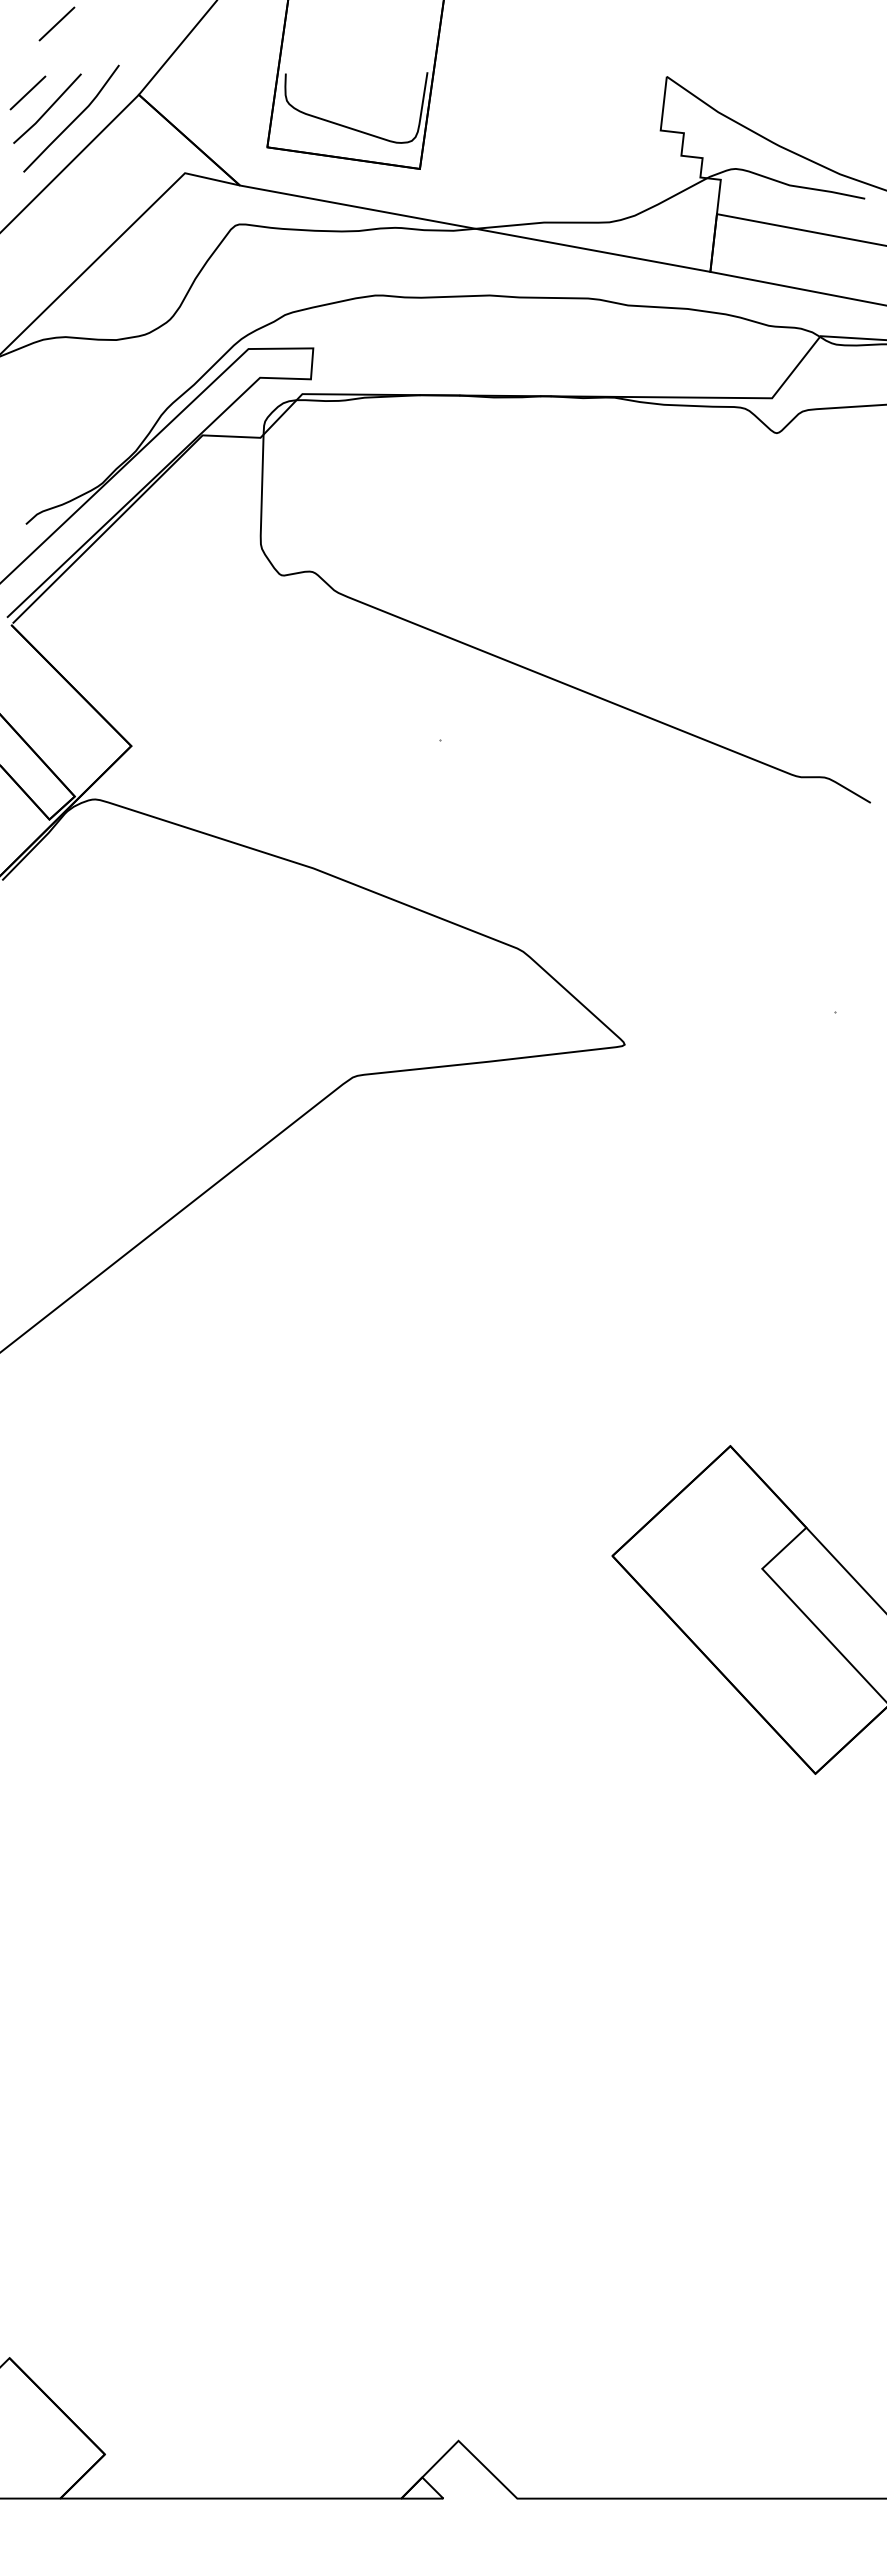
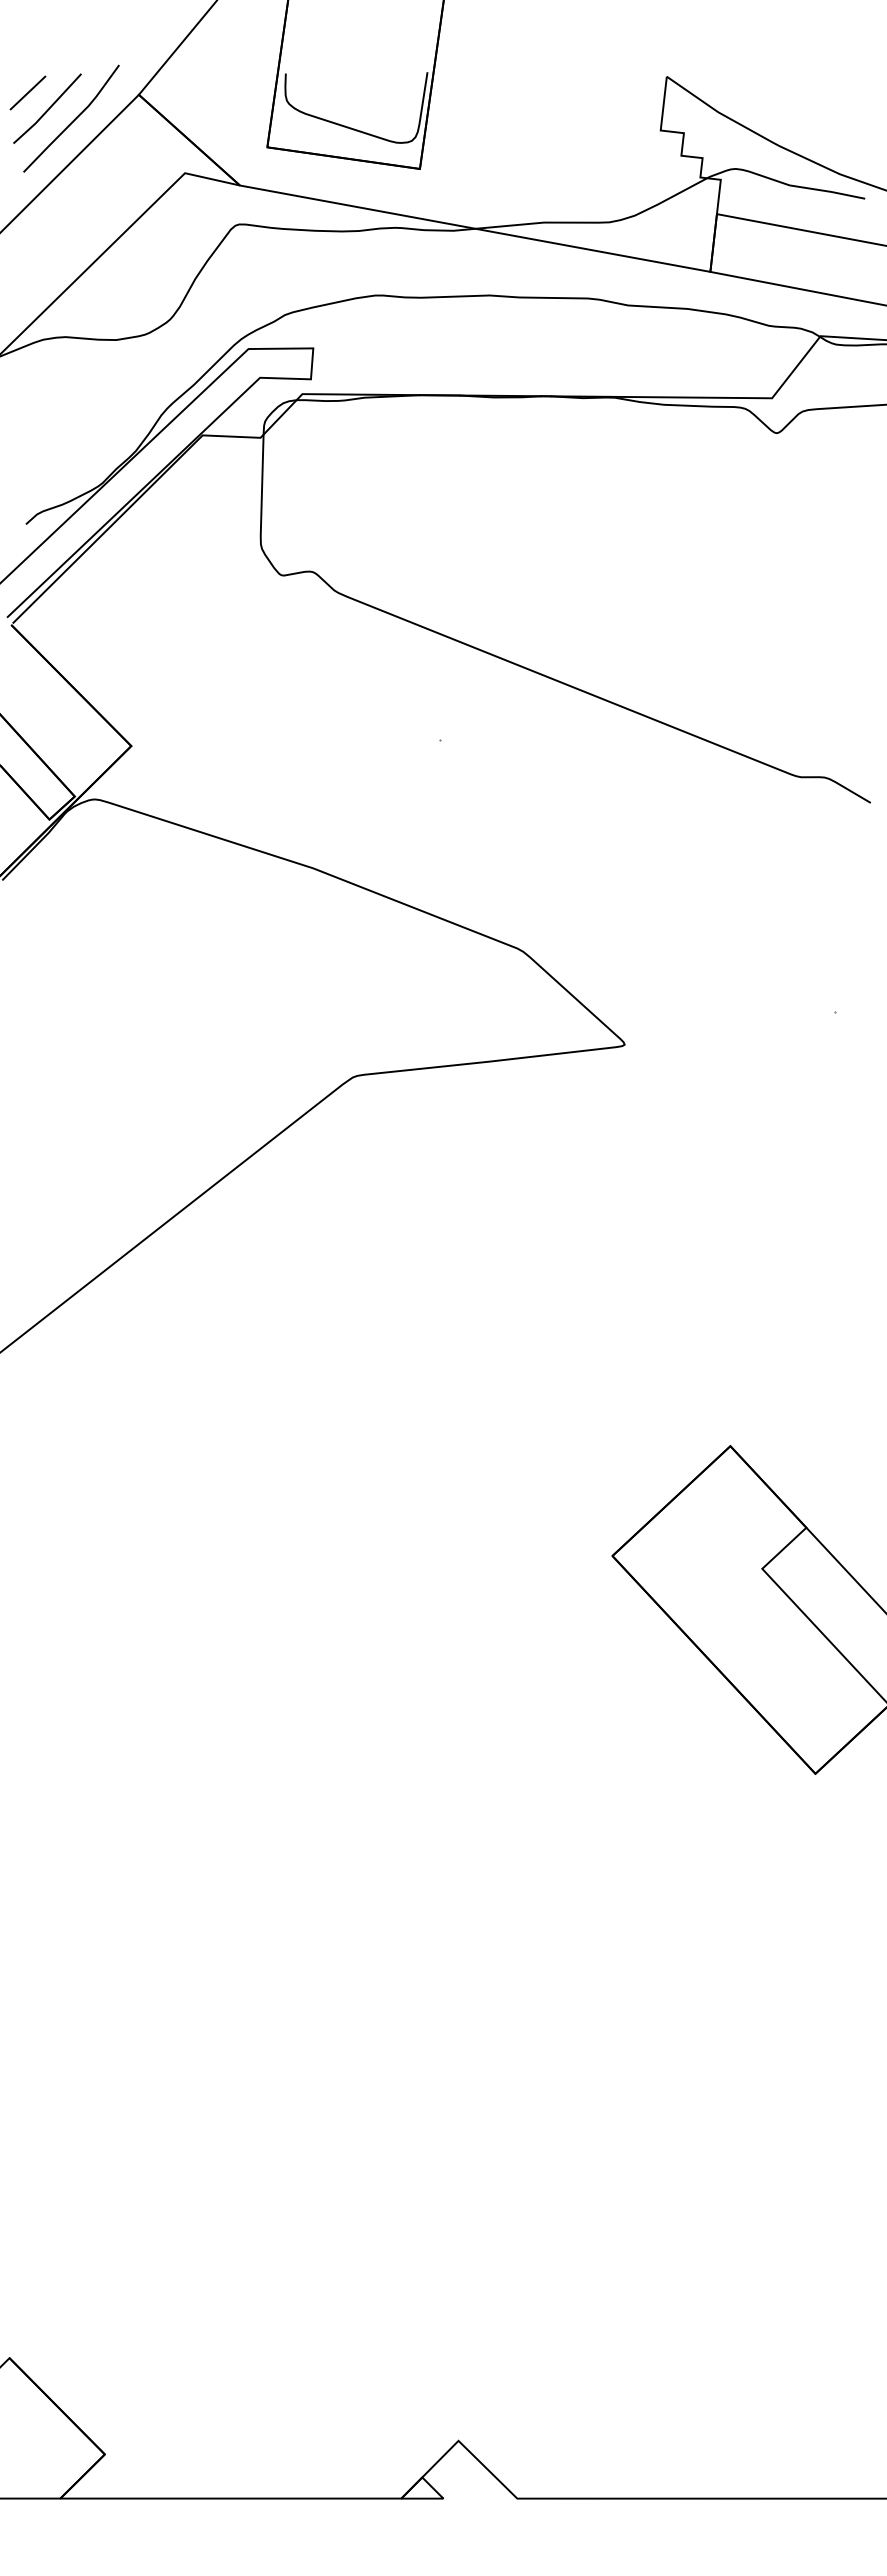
line: present -> none (56, 23)
